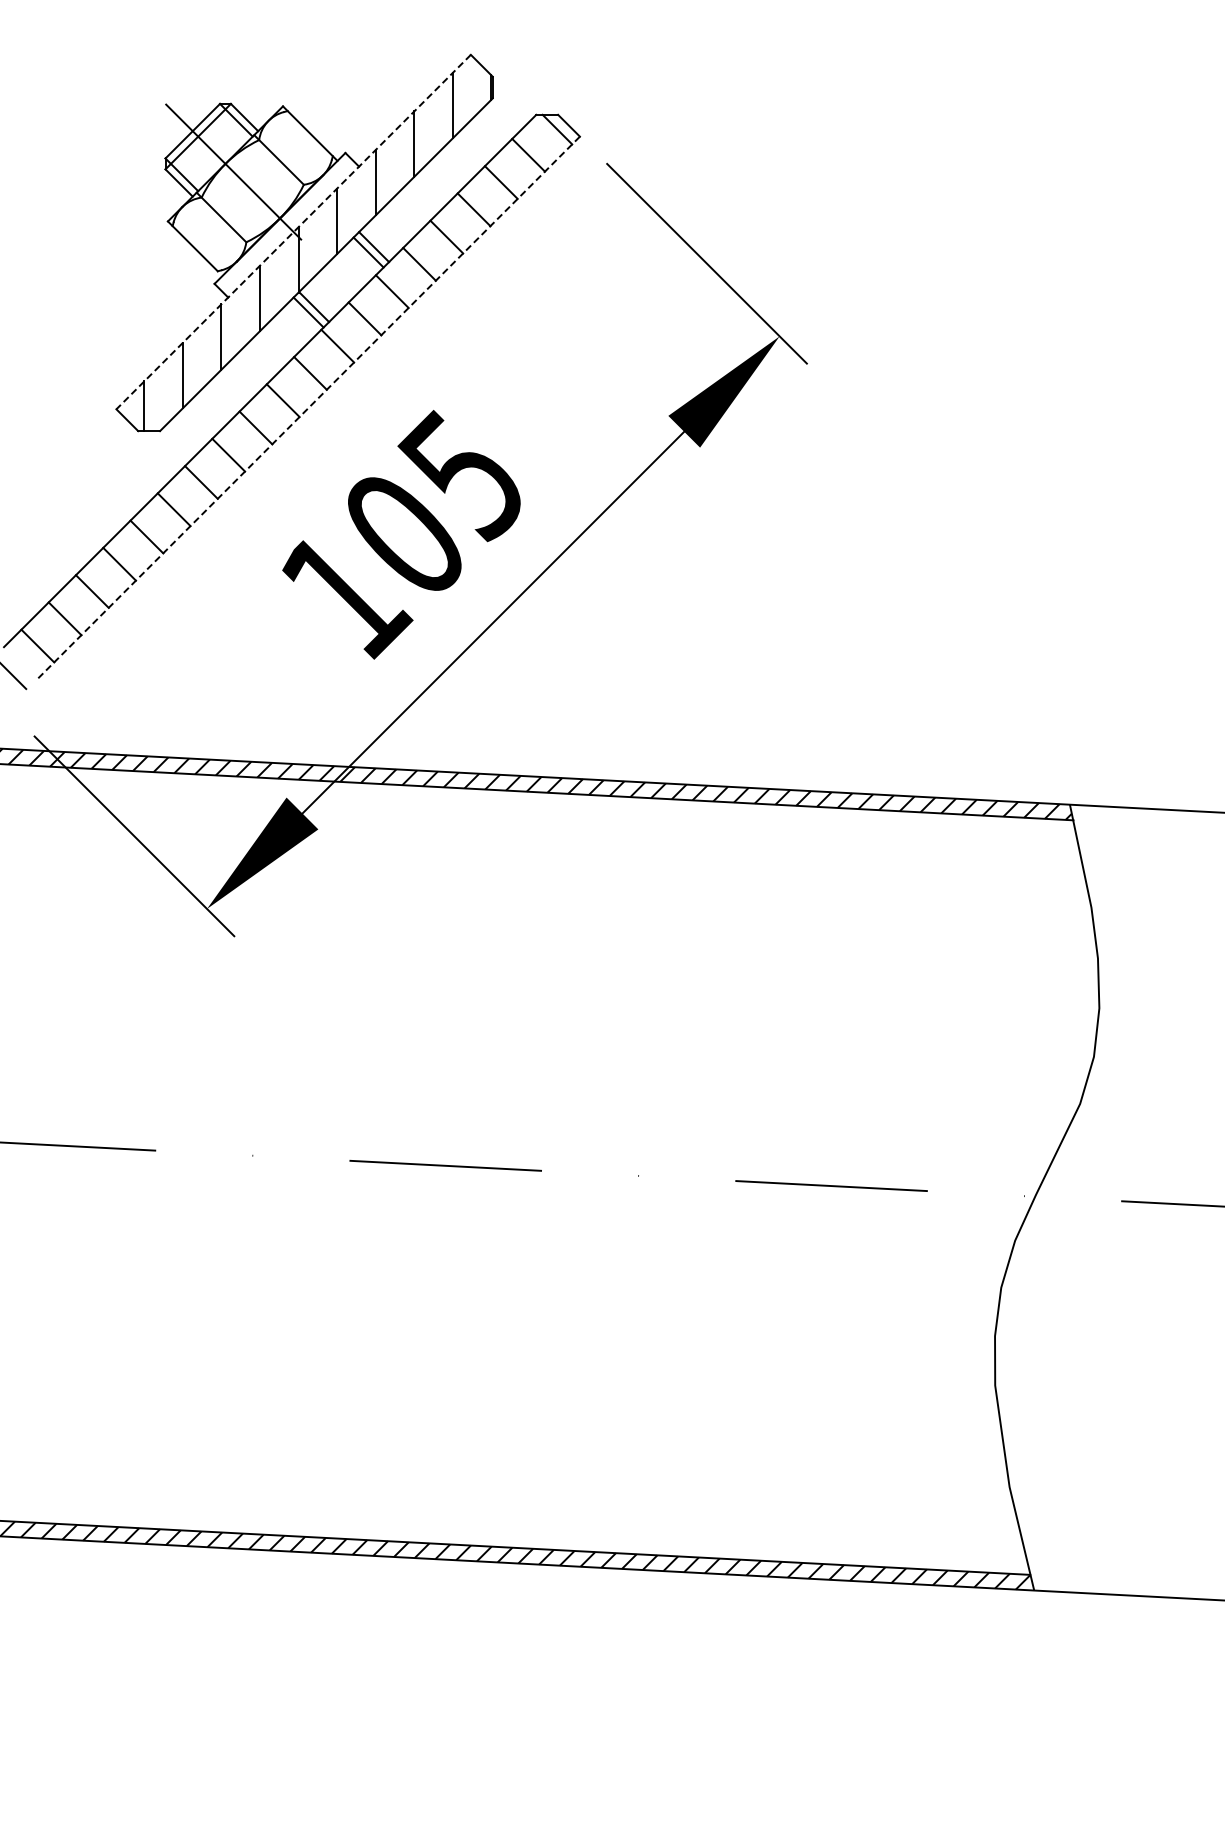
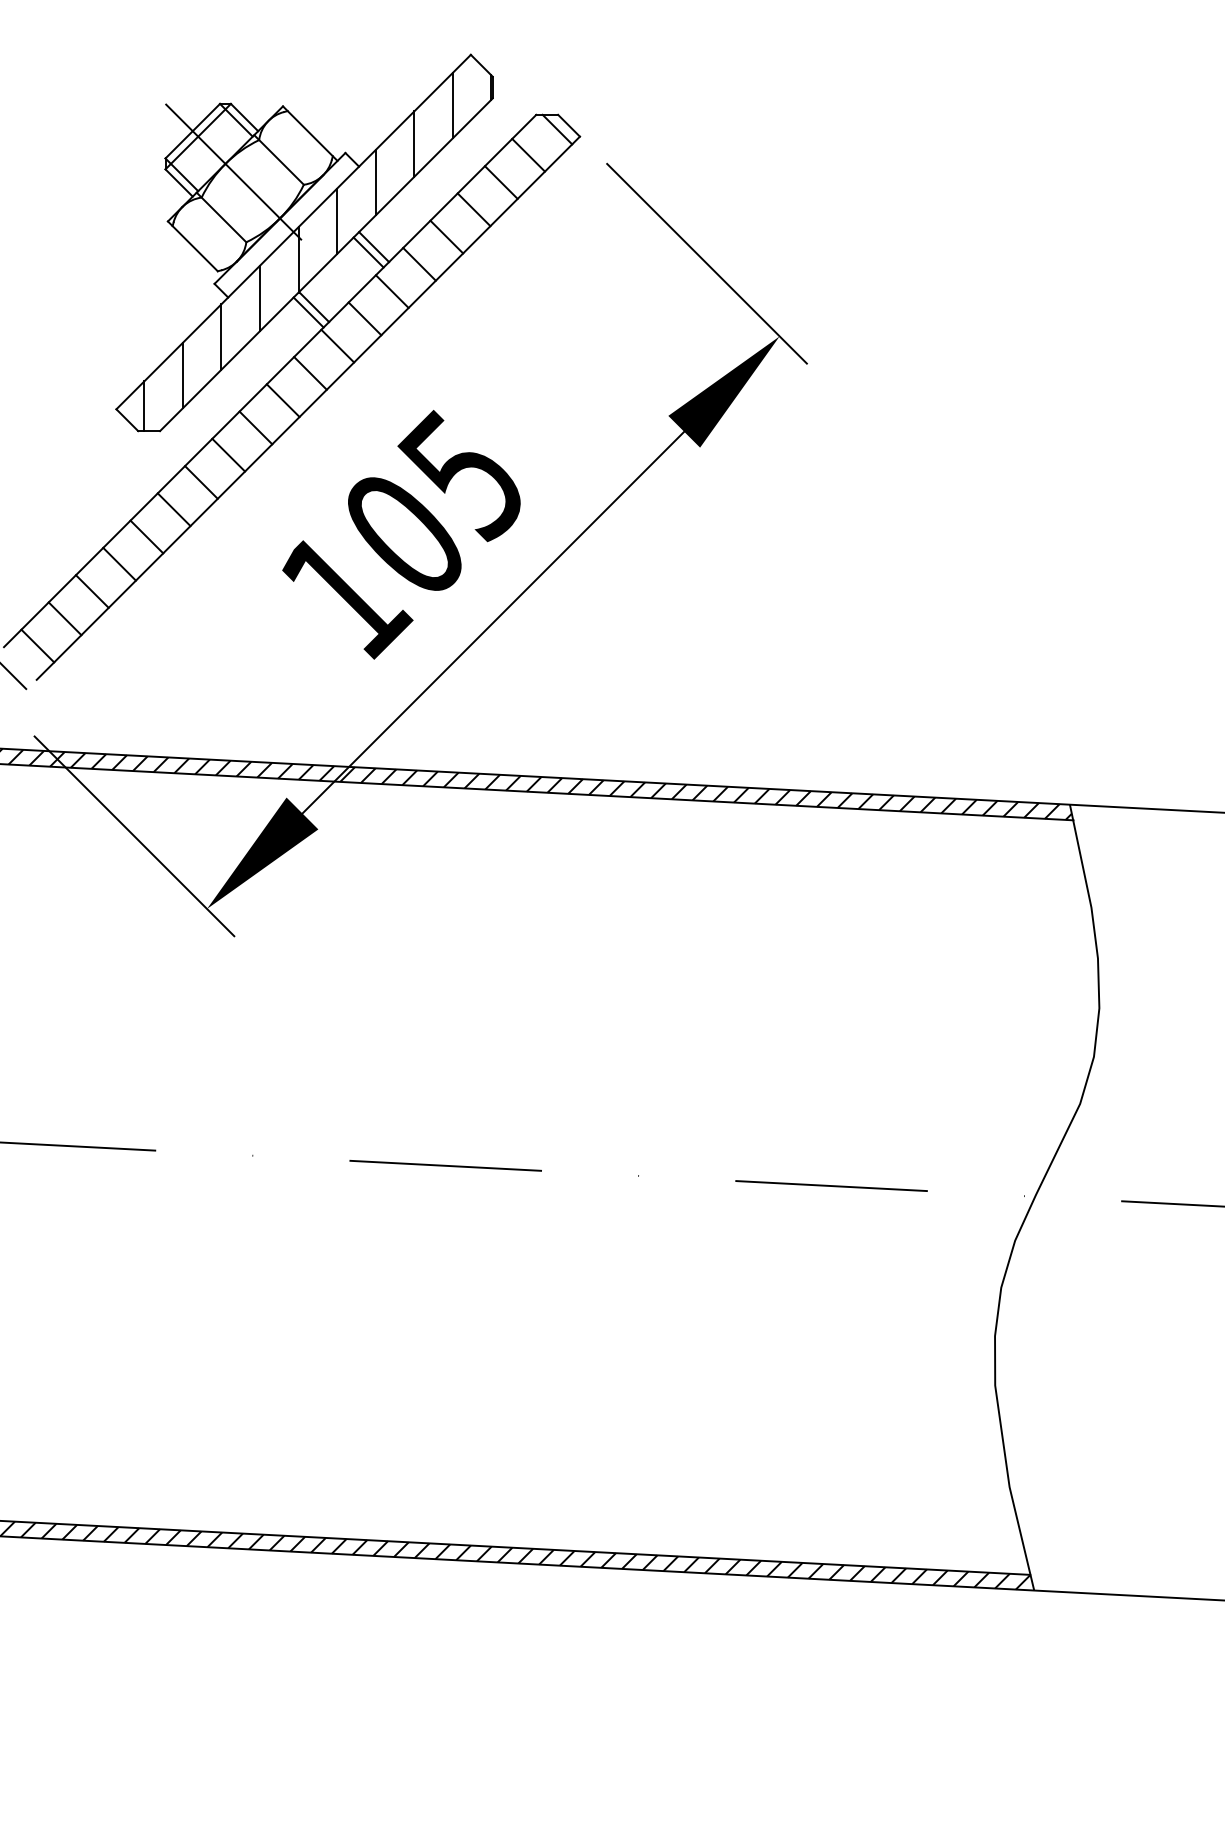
line: dashed -> solid (293, 232)
line: dashed -> solid (307, 408)
